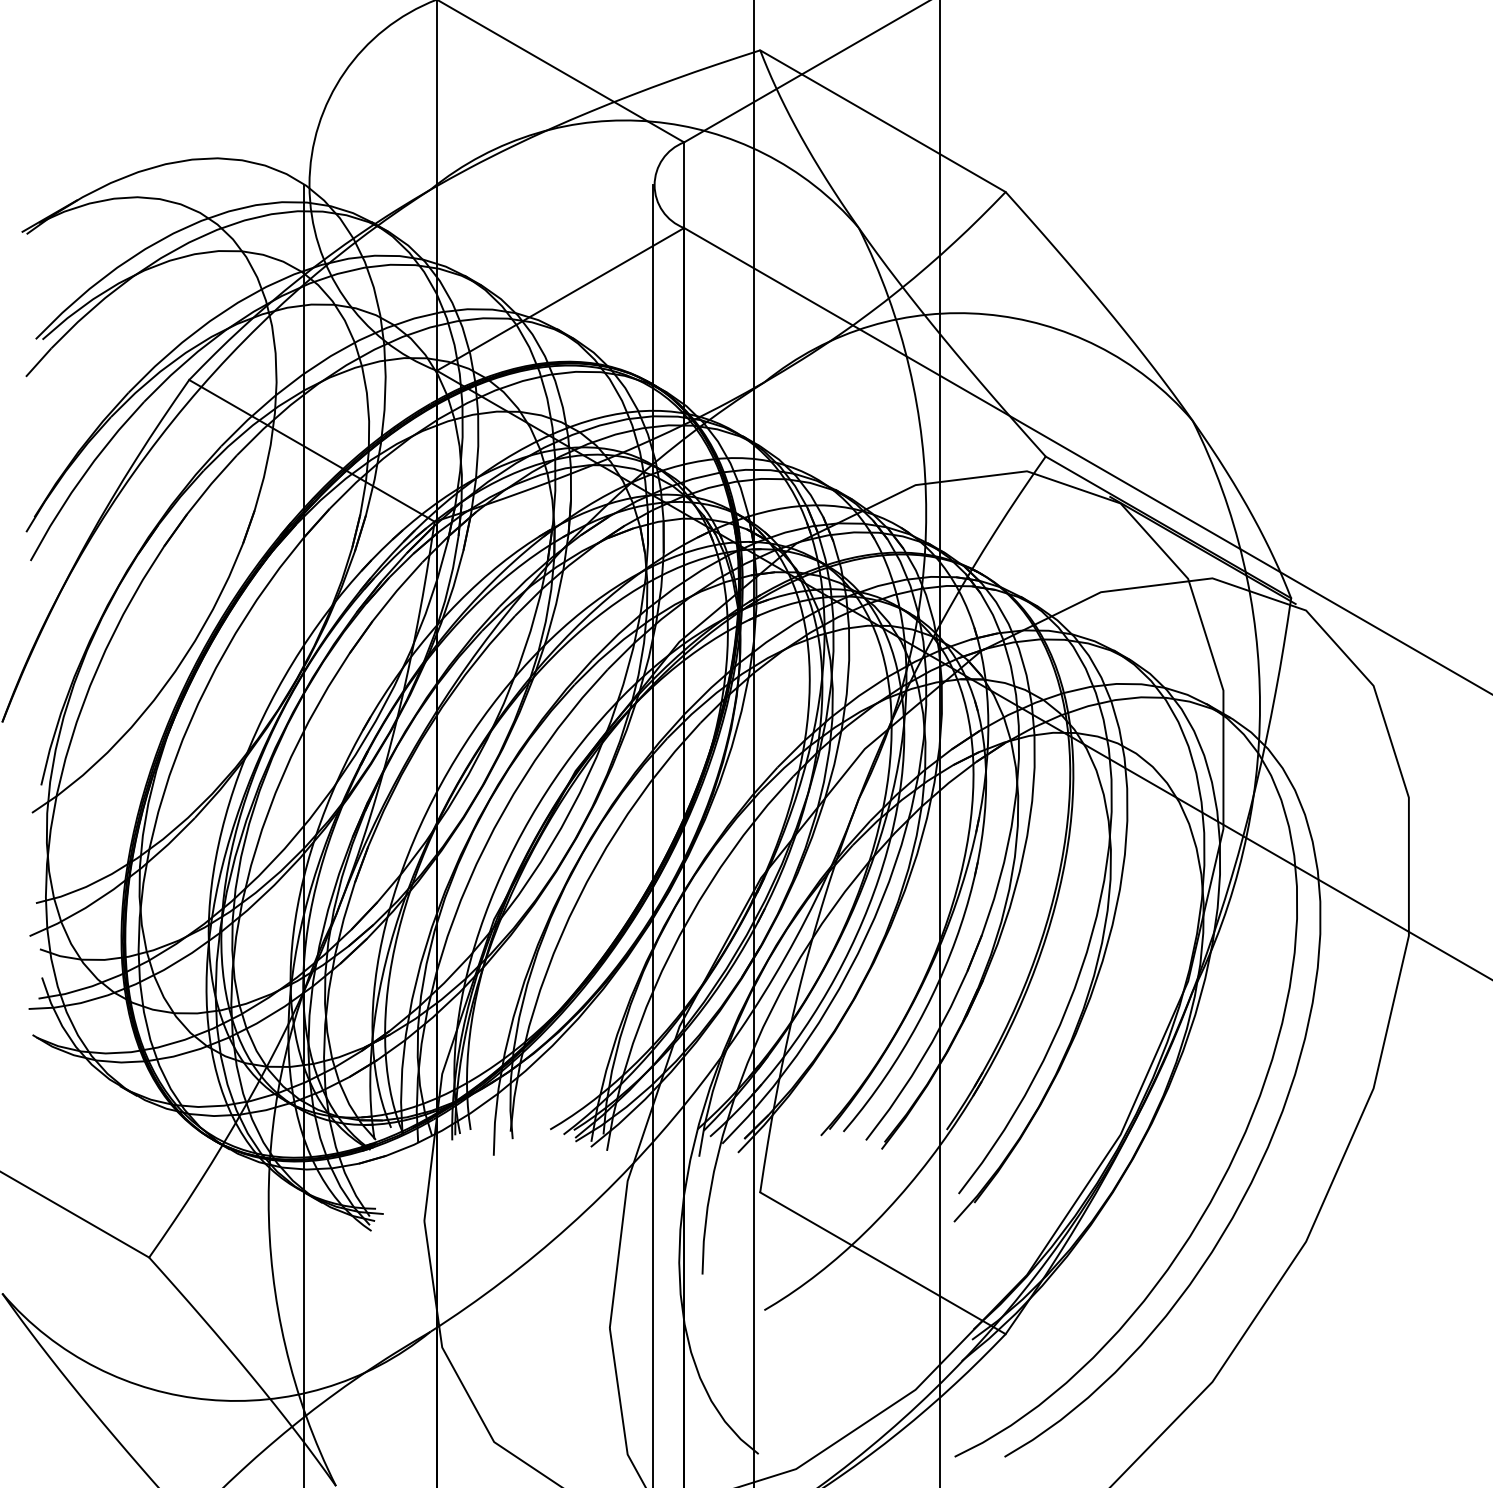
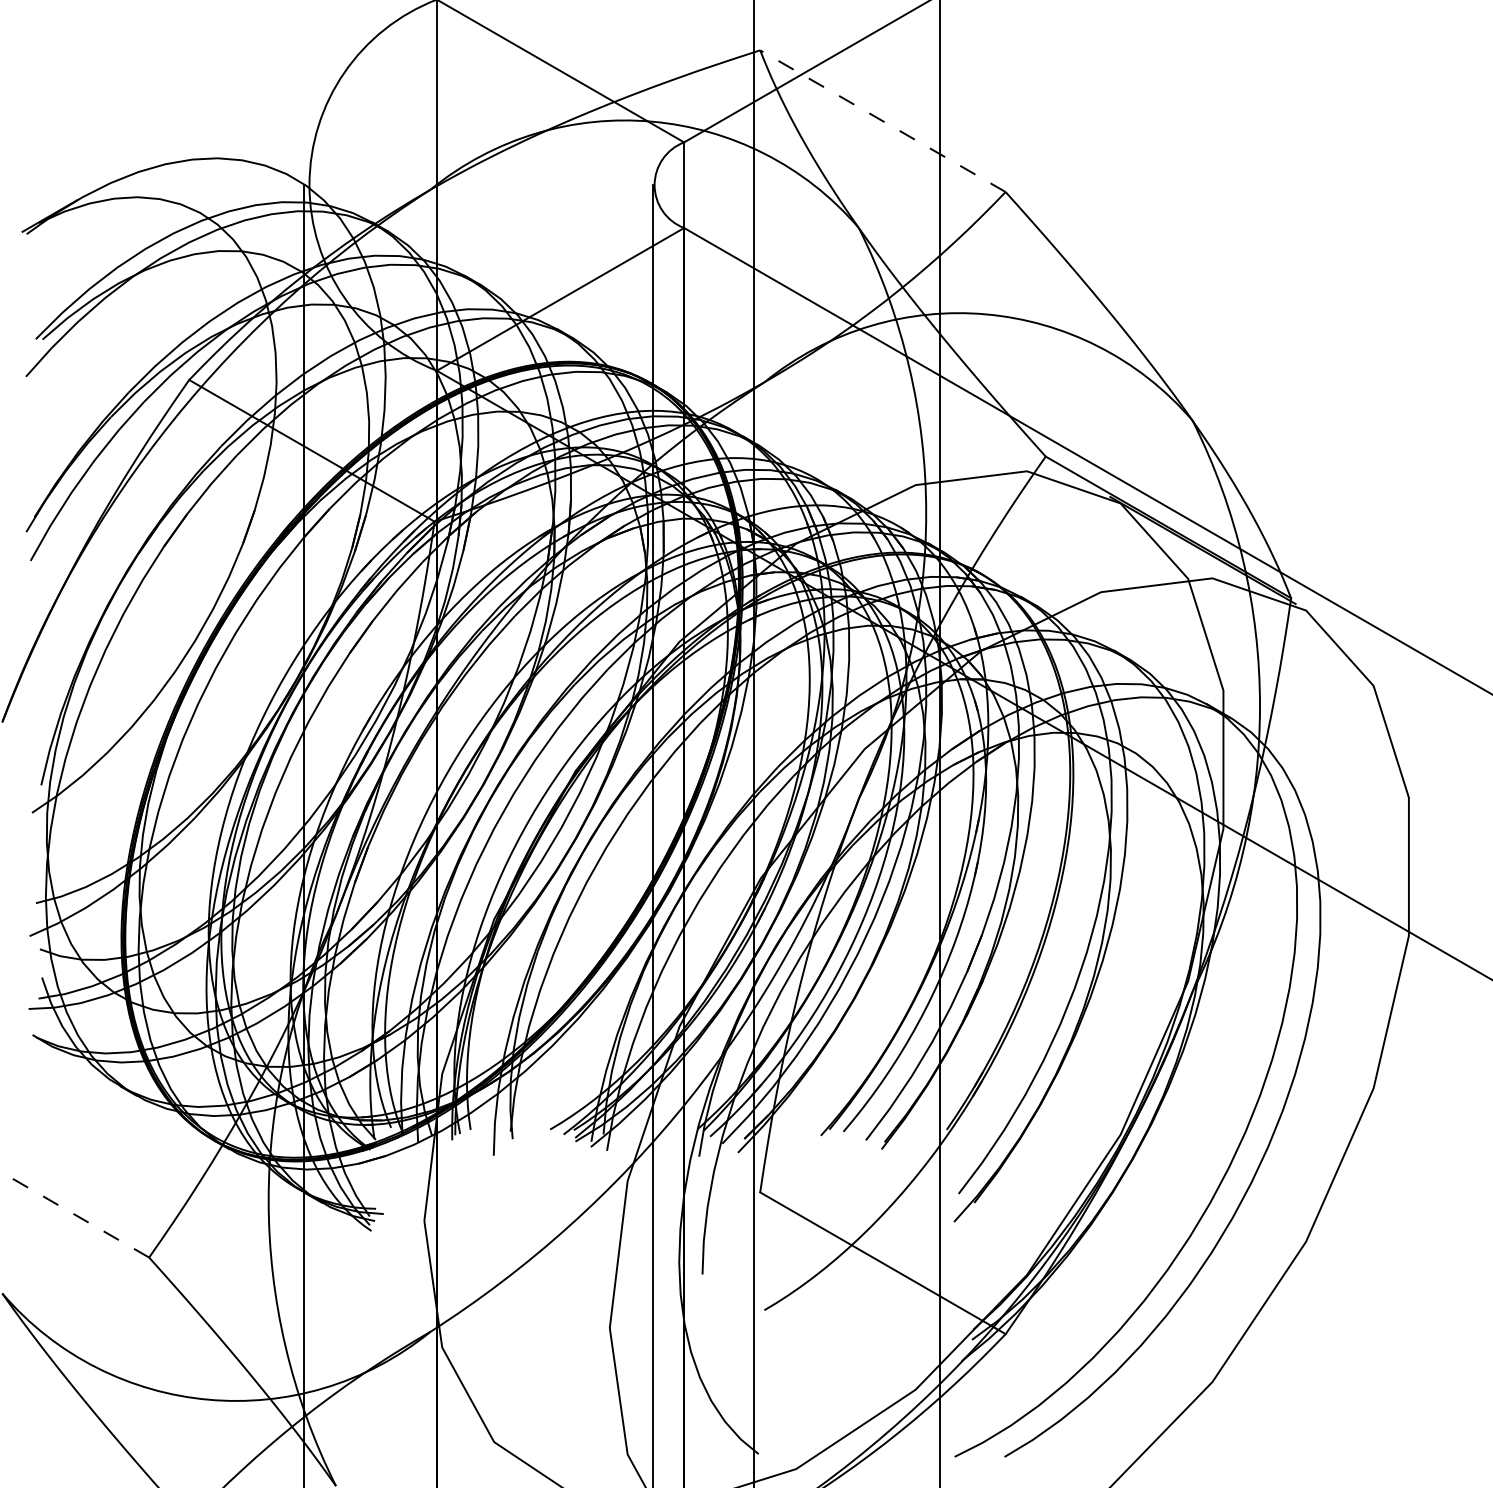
line: solid -> dashed (882, 121)
line: solid -> dashed (74, 1214)
